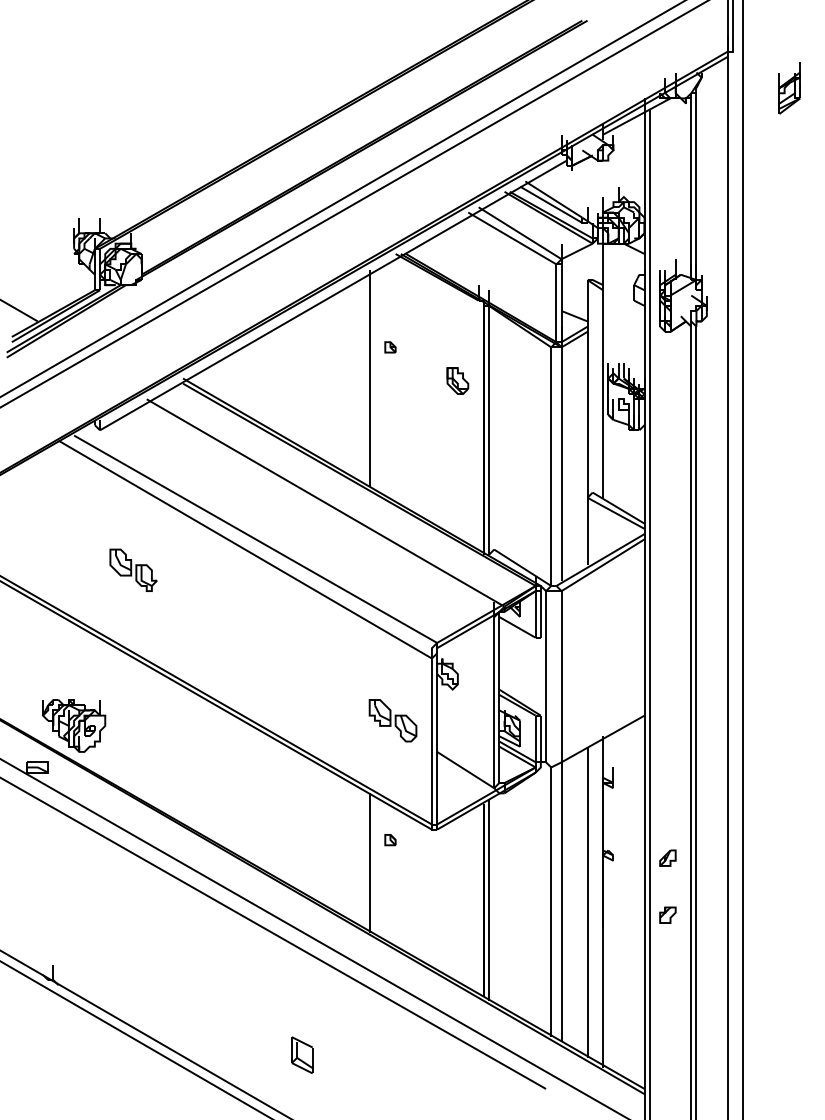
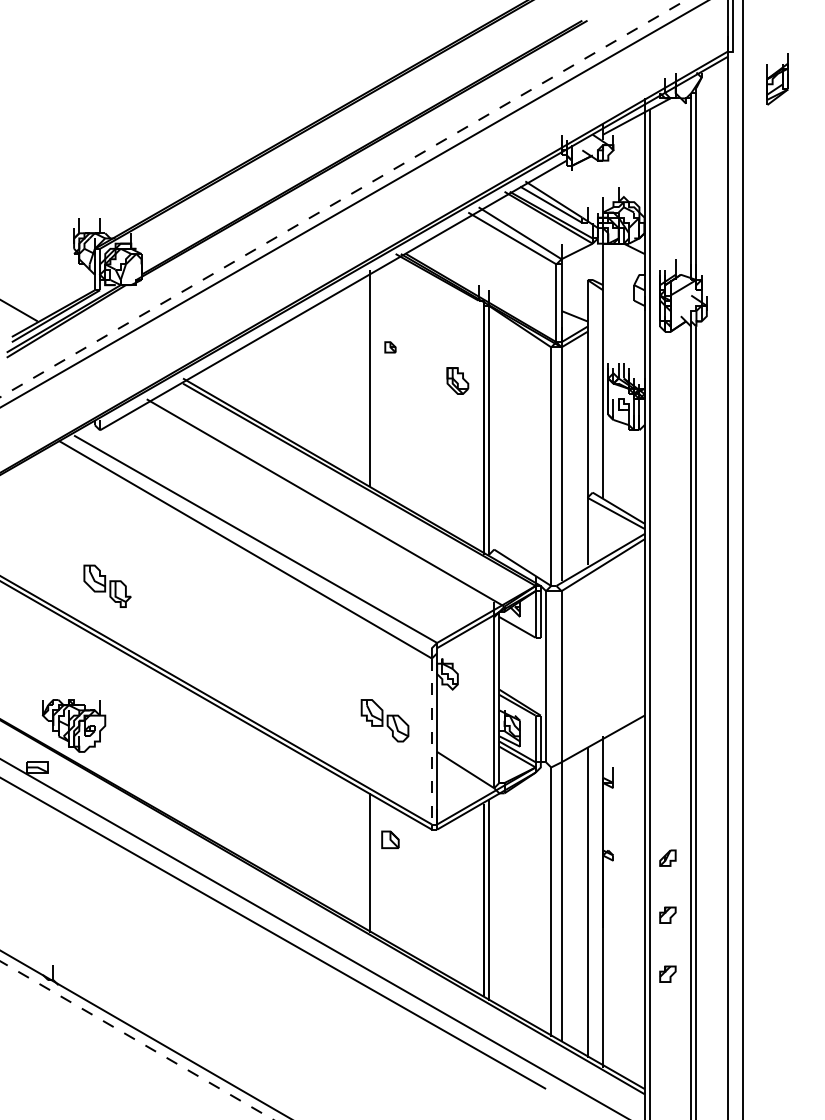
part position: (789, 88) -> (777, 79) (777, 79)
line: solid -> dashed (342, 198)
part position: (133, 569) -> (107, 585) (107, 585)
part position: (392, 720) -> (384, 720) (384, 720)
line: solid -> dashed (431, 741)
part size: 13x13 px -> 19x20 px (390, 839)
part: none -> present (667, 973)
line: solid -> dashed (136, 1040)
part: present -> none (302, 1054)
